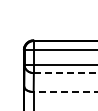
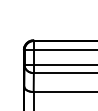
line: dashed -> solid (65, 73)
line: dashed -> solid (65, 92)
